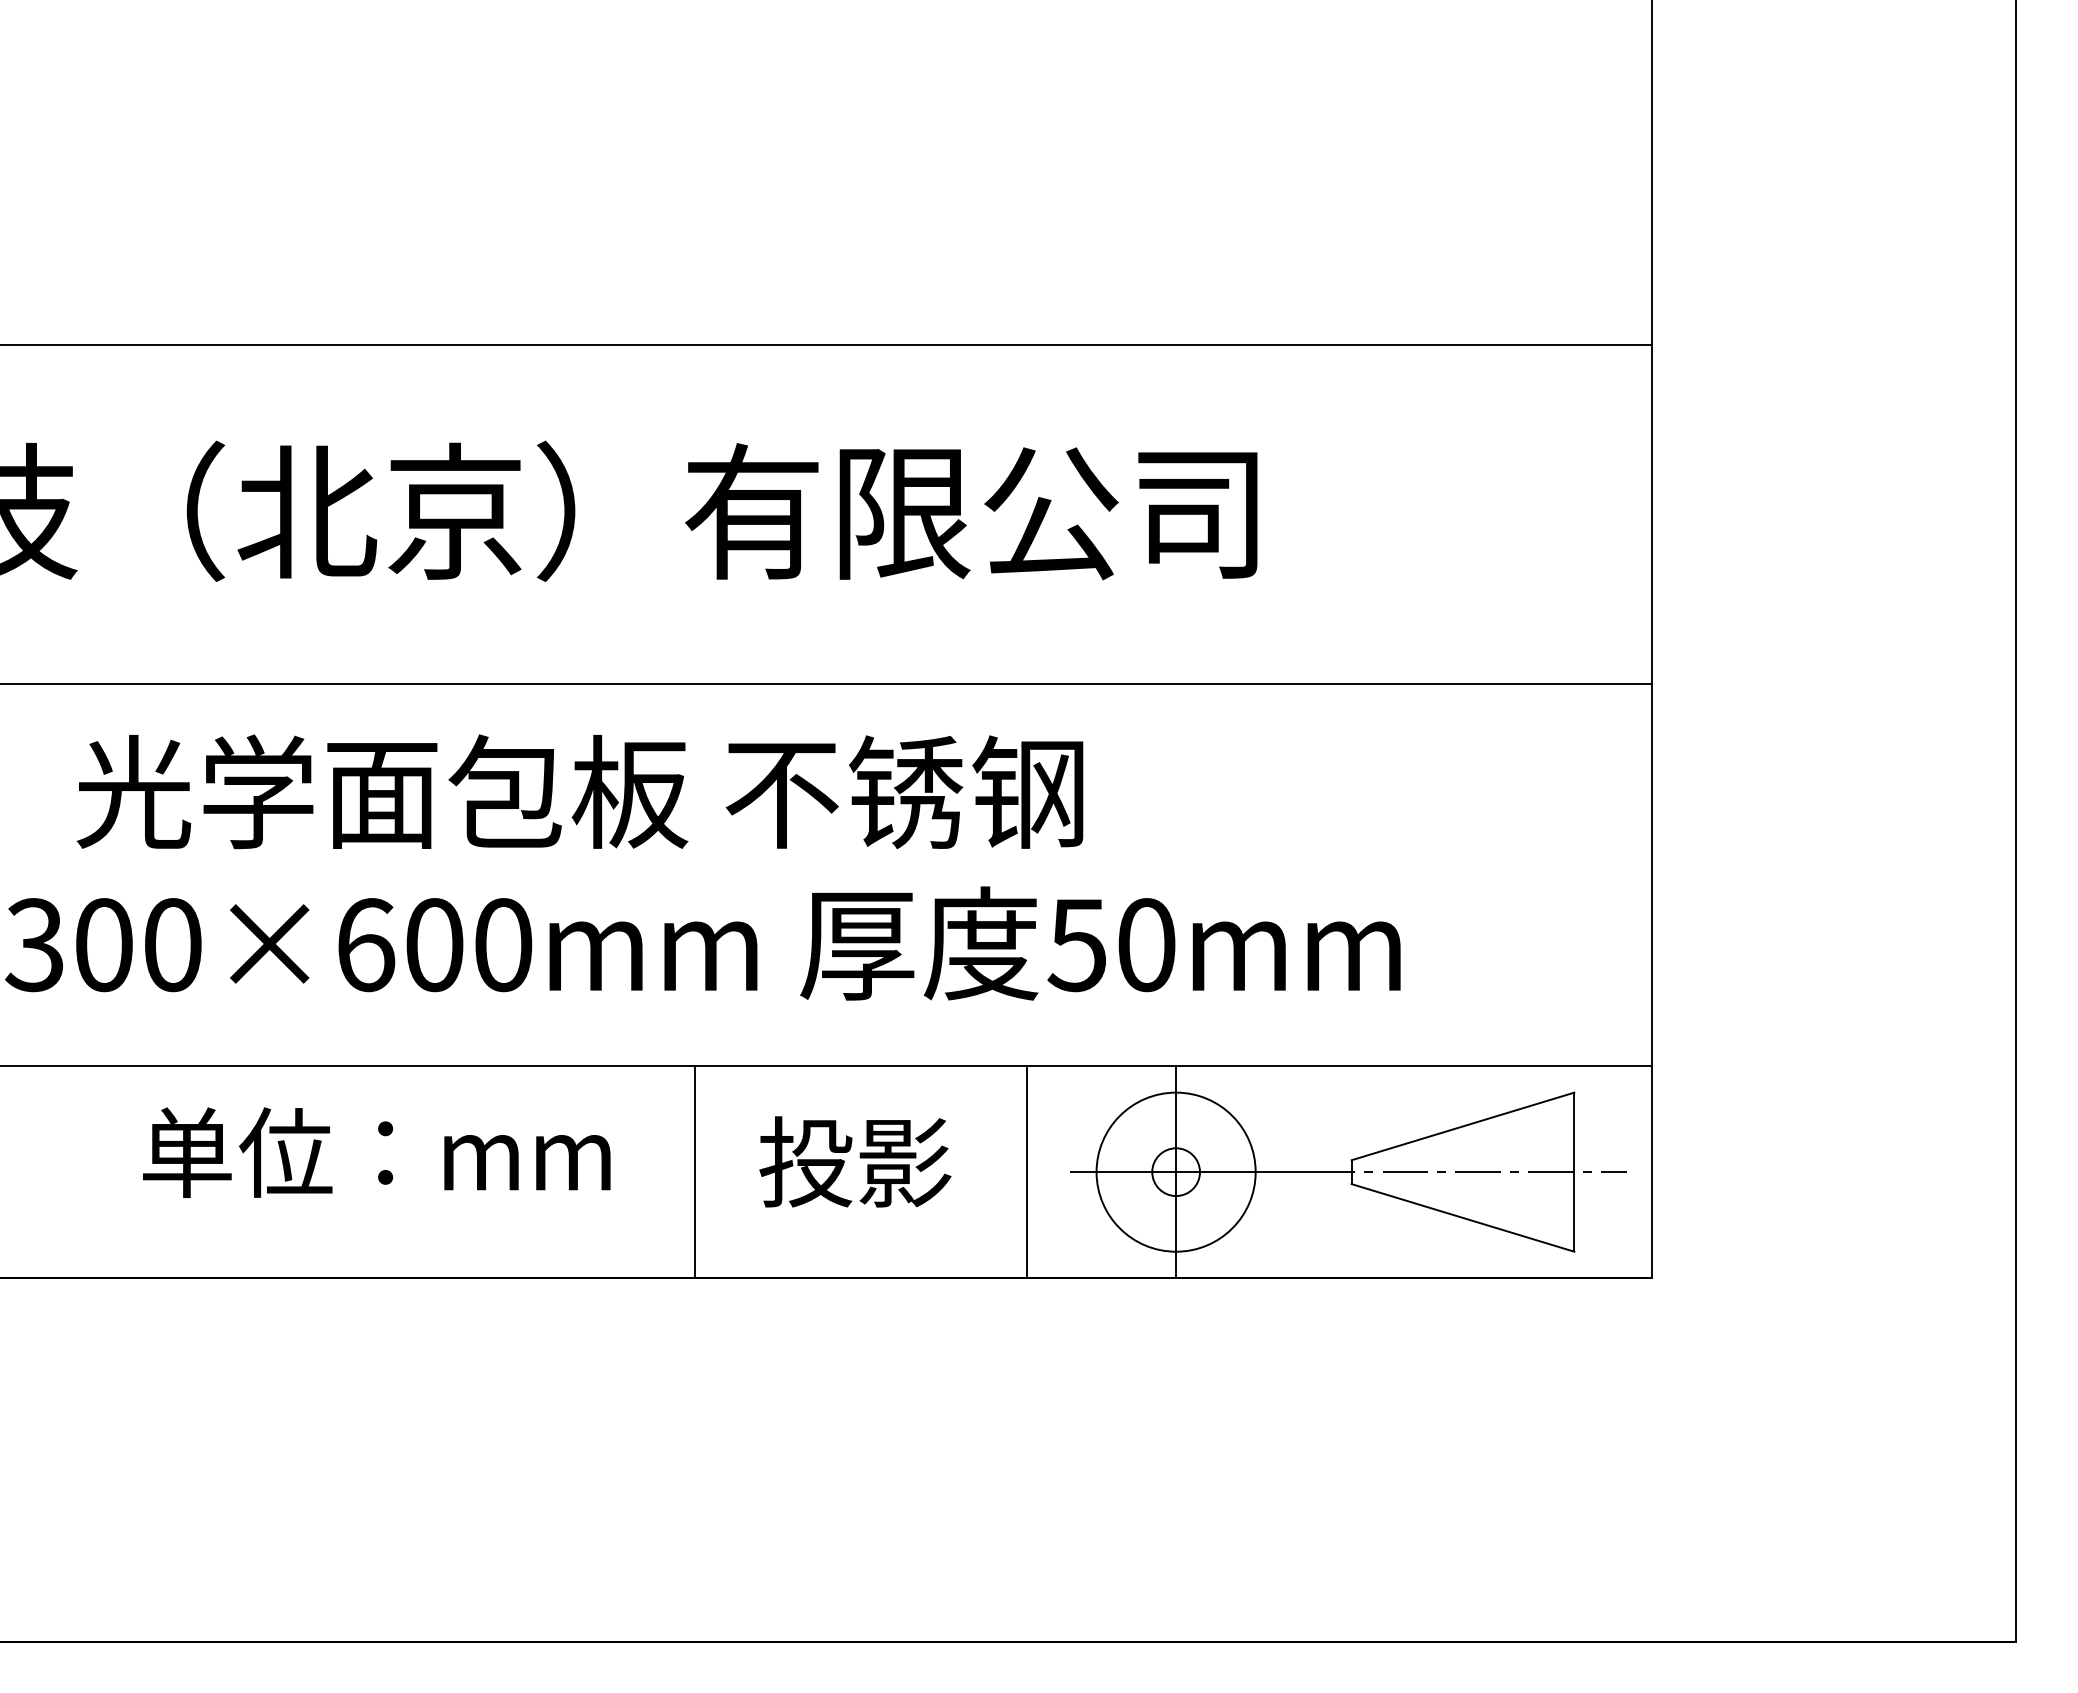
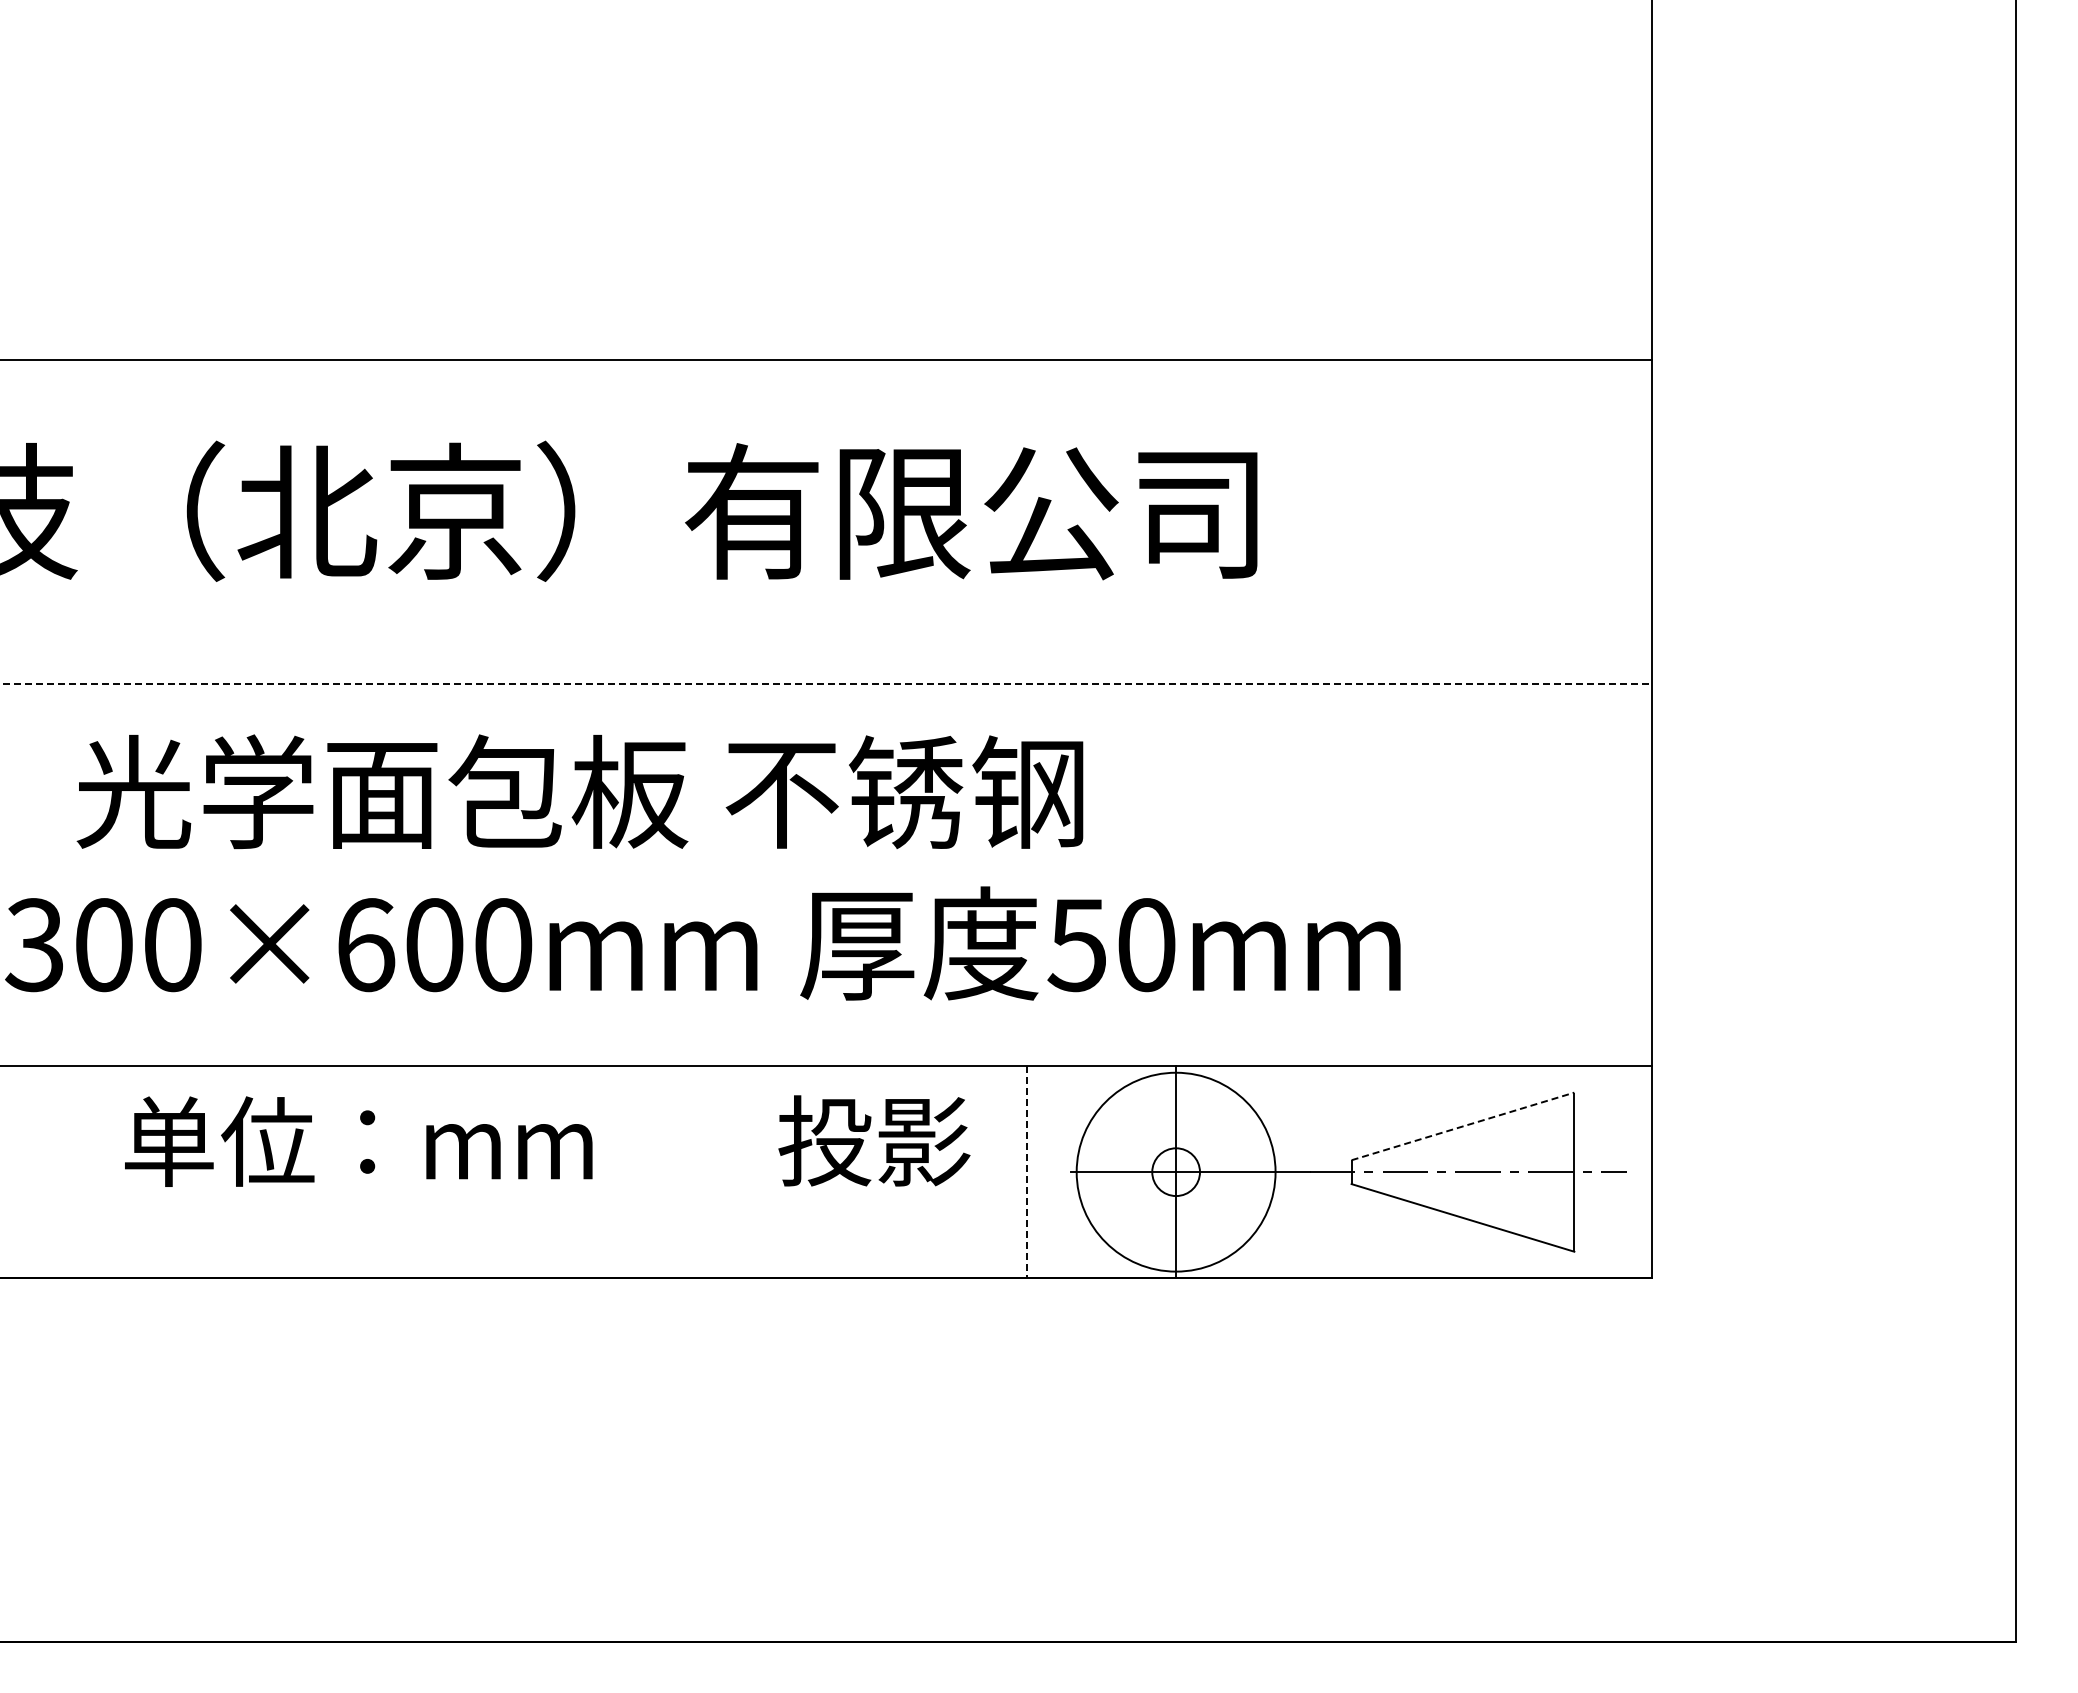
line position: (827, 345) -> (827, 360) (827, 360)
line: solid -> dashed (826, 684)
line: solid -> dashed (1463, 1126)
text position: (376, 1152) -> (358, 1141) (358, 1141)
text position: (855, 1161) -> (874, 1140) (874, 1140)
line: present -> none (695, 1171)
circle diameter: 159 px -> 199 px (1175, 1171)
line: solid -> dashed (1027, 1172)
